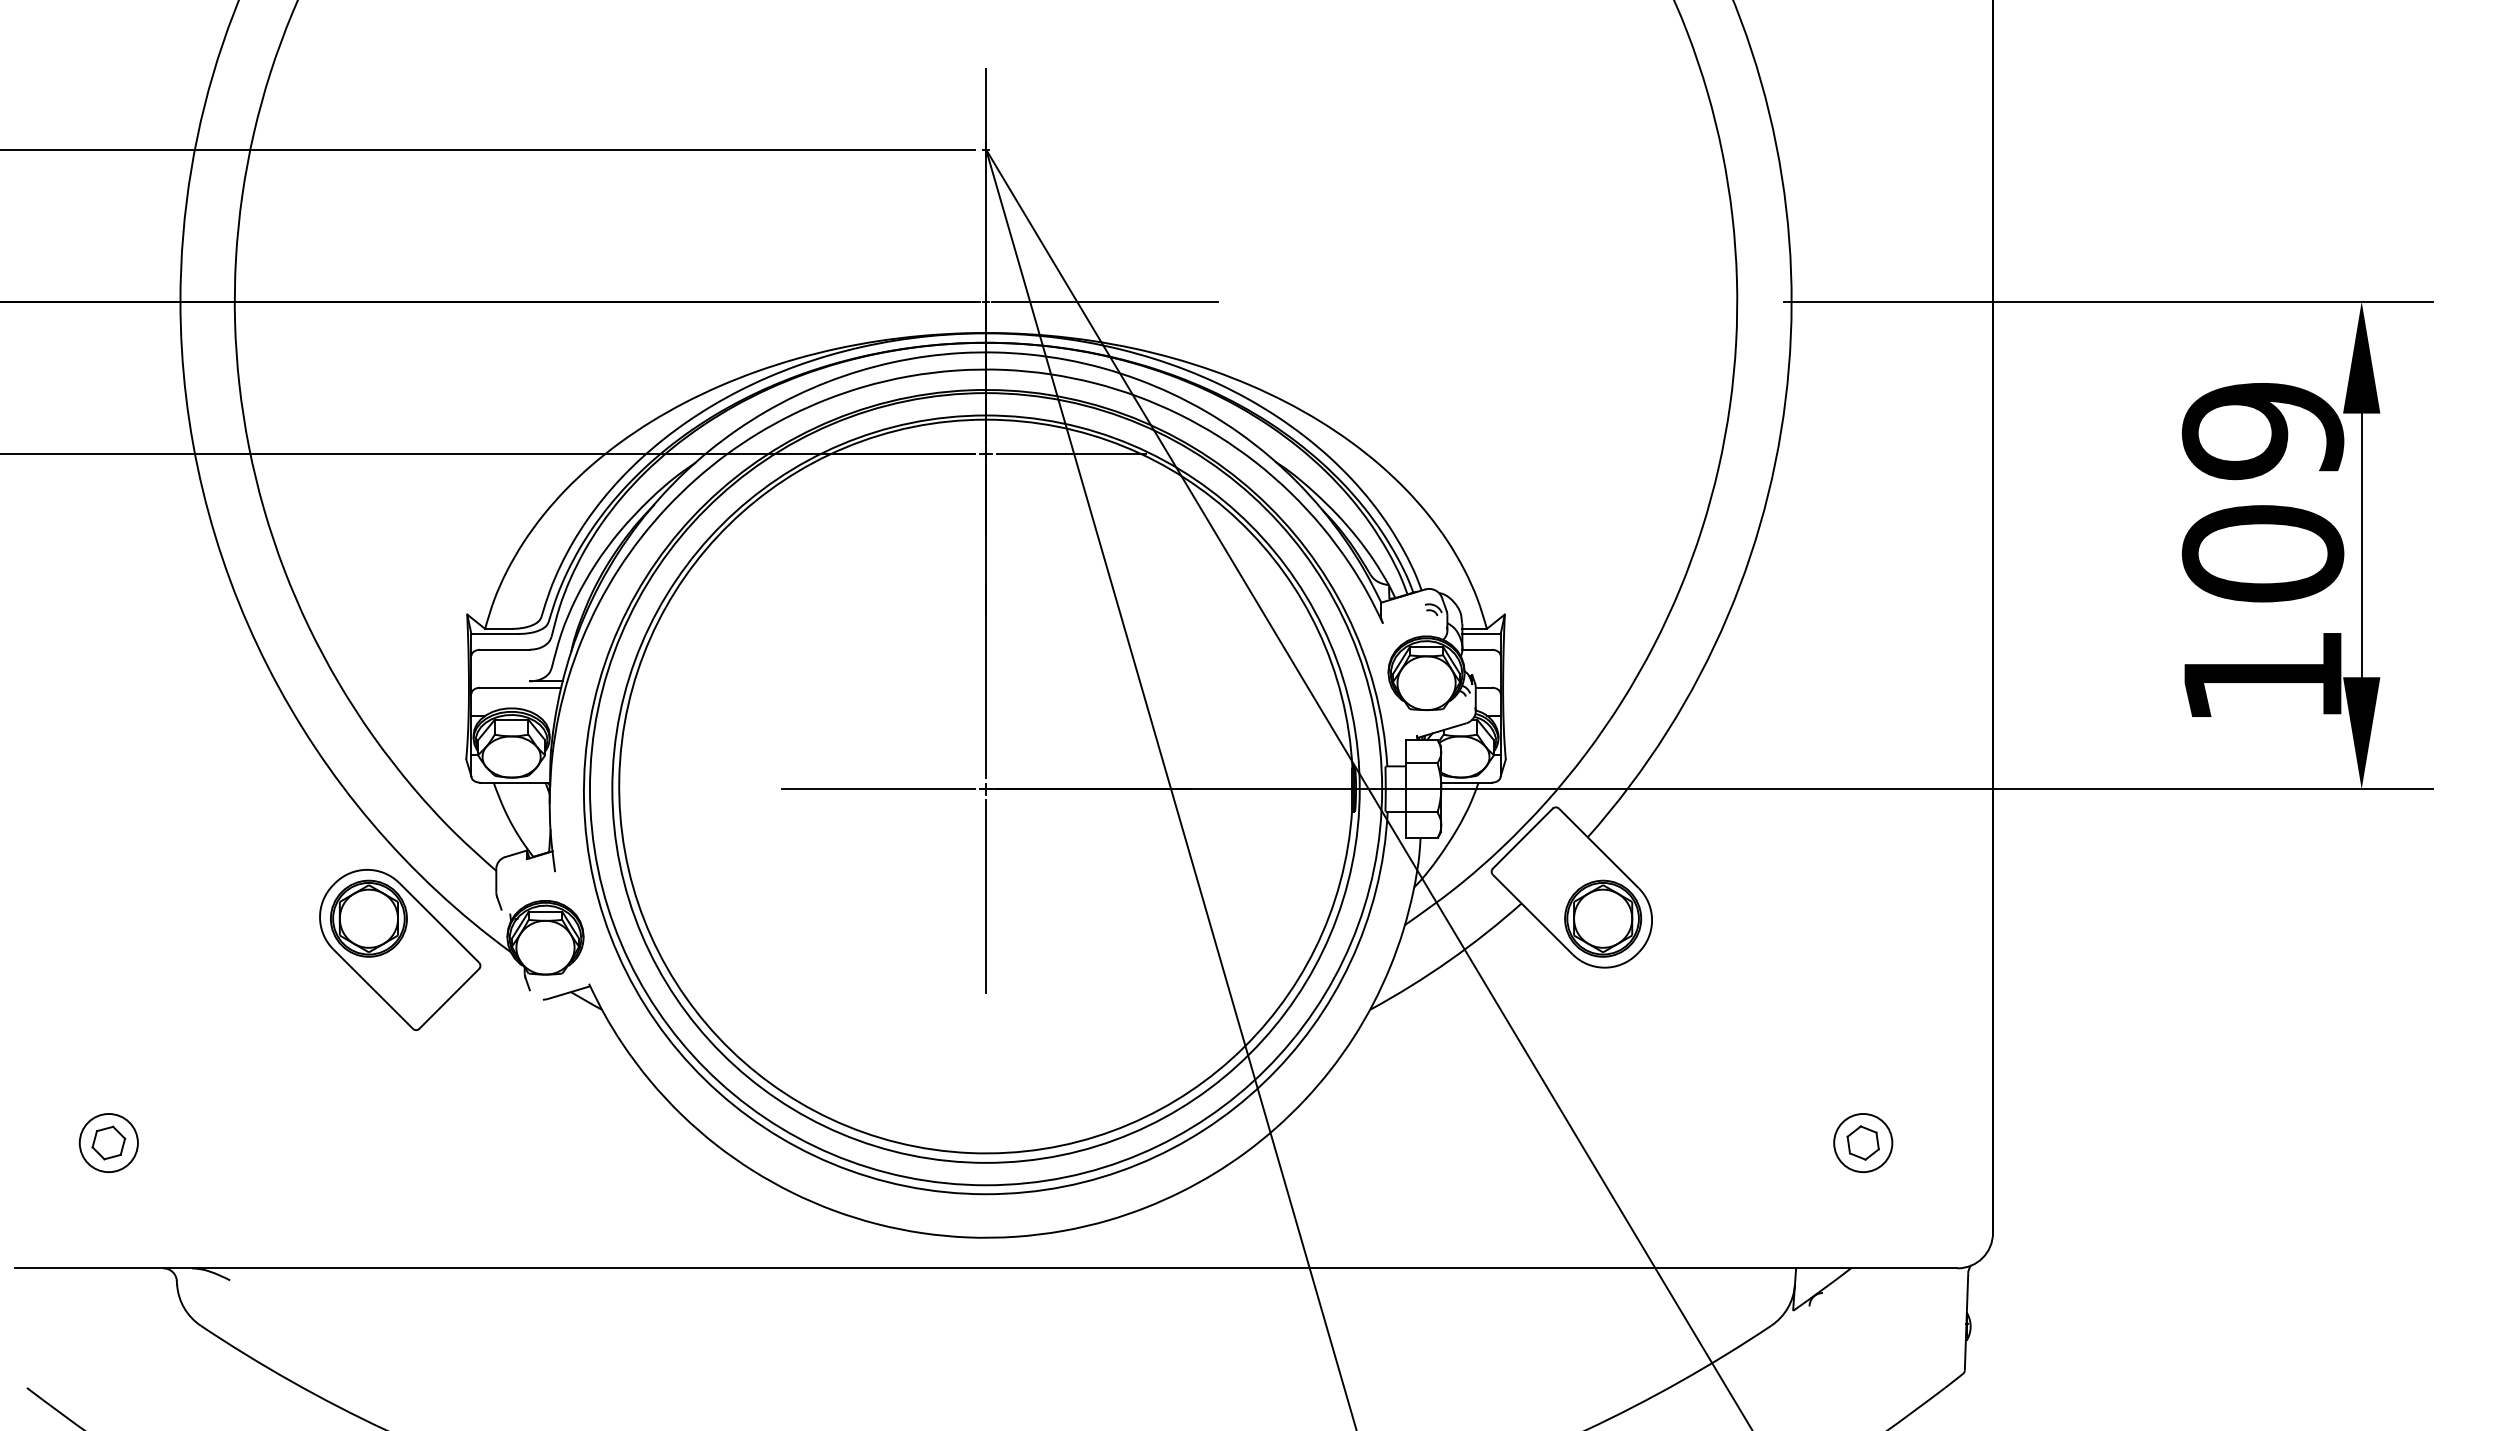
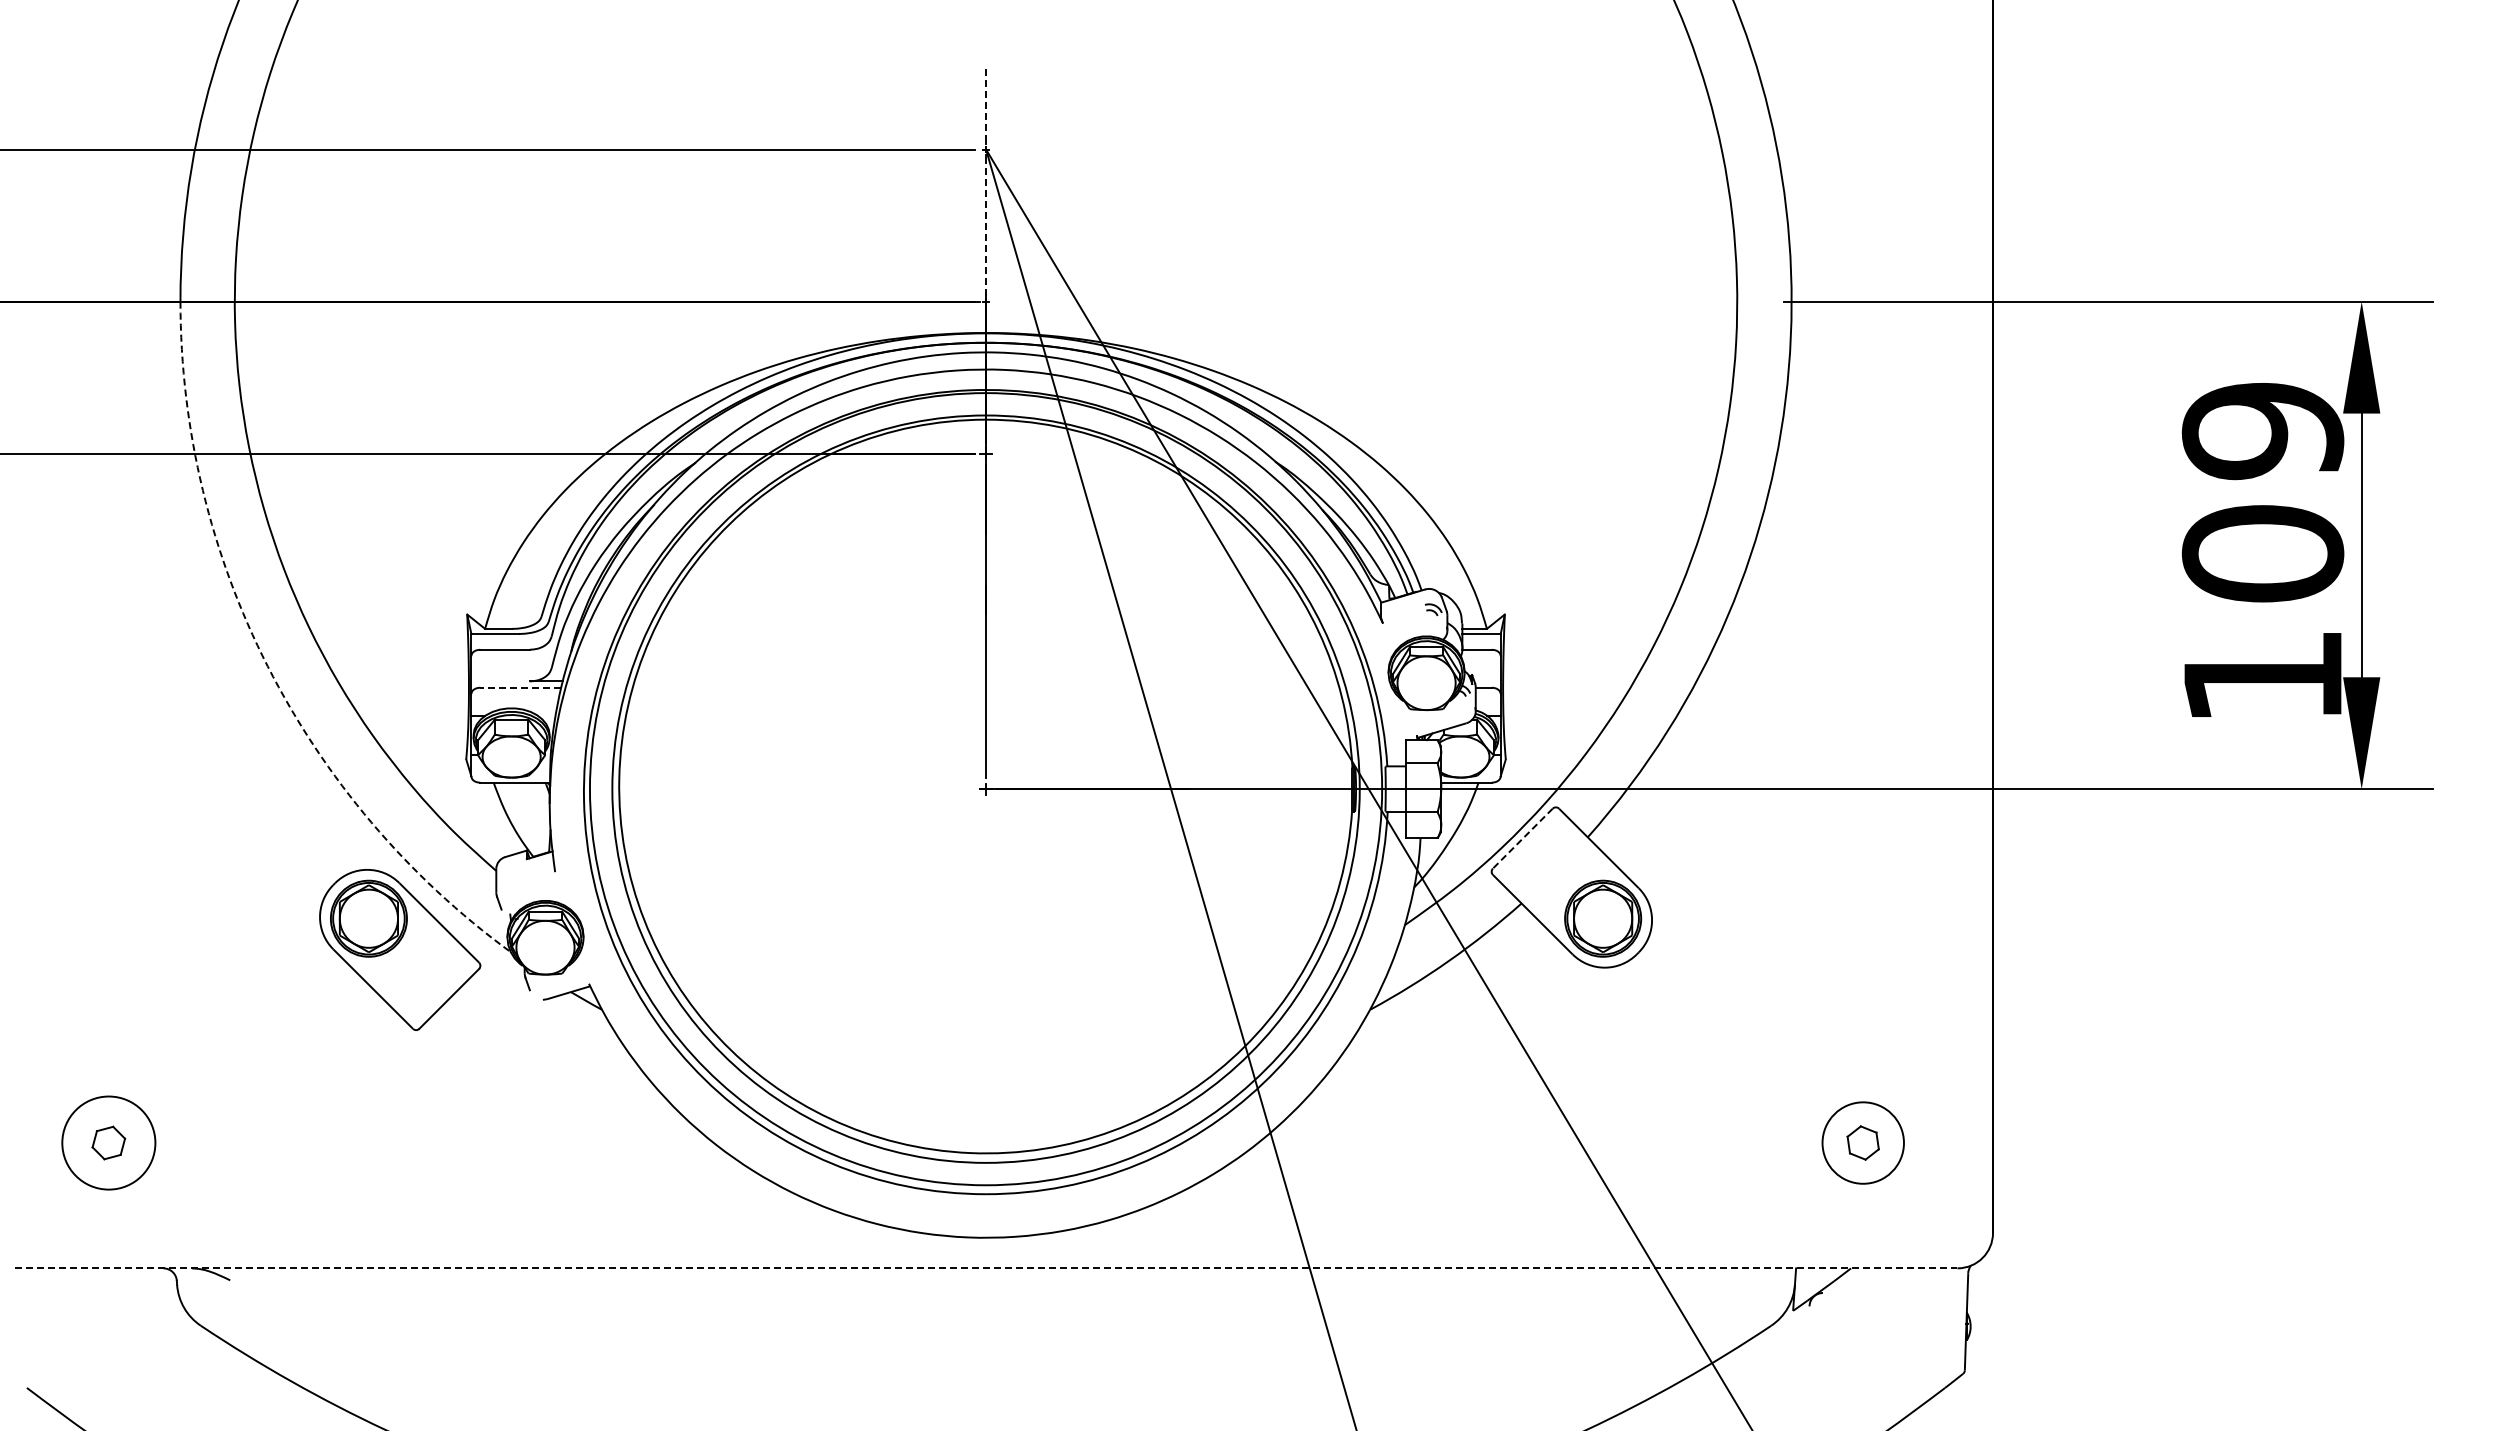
line: solid -> dashed (986, 182)
line: present -> none (1104, 301)
line: present -> none (1071, 453)
arc: solid -> dashed (267, 666)
line: solid -> dashed (520, 687)
line: present -> none (878, 789)
line: solid -> dashed (1522, 838)
line: present -> none (986, 896)
circle diameter: 58 px -> 93 px (108, 1142)
circle diameter: 58 px -> 81 px (1862, 1142)
line: solid -> dashed (986, 1268)
